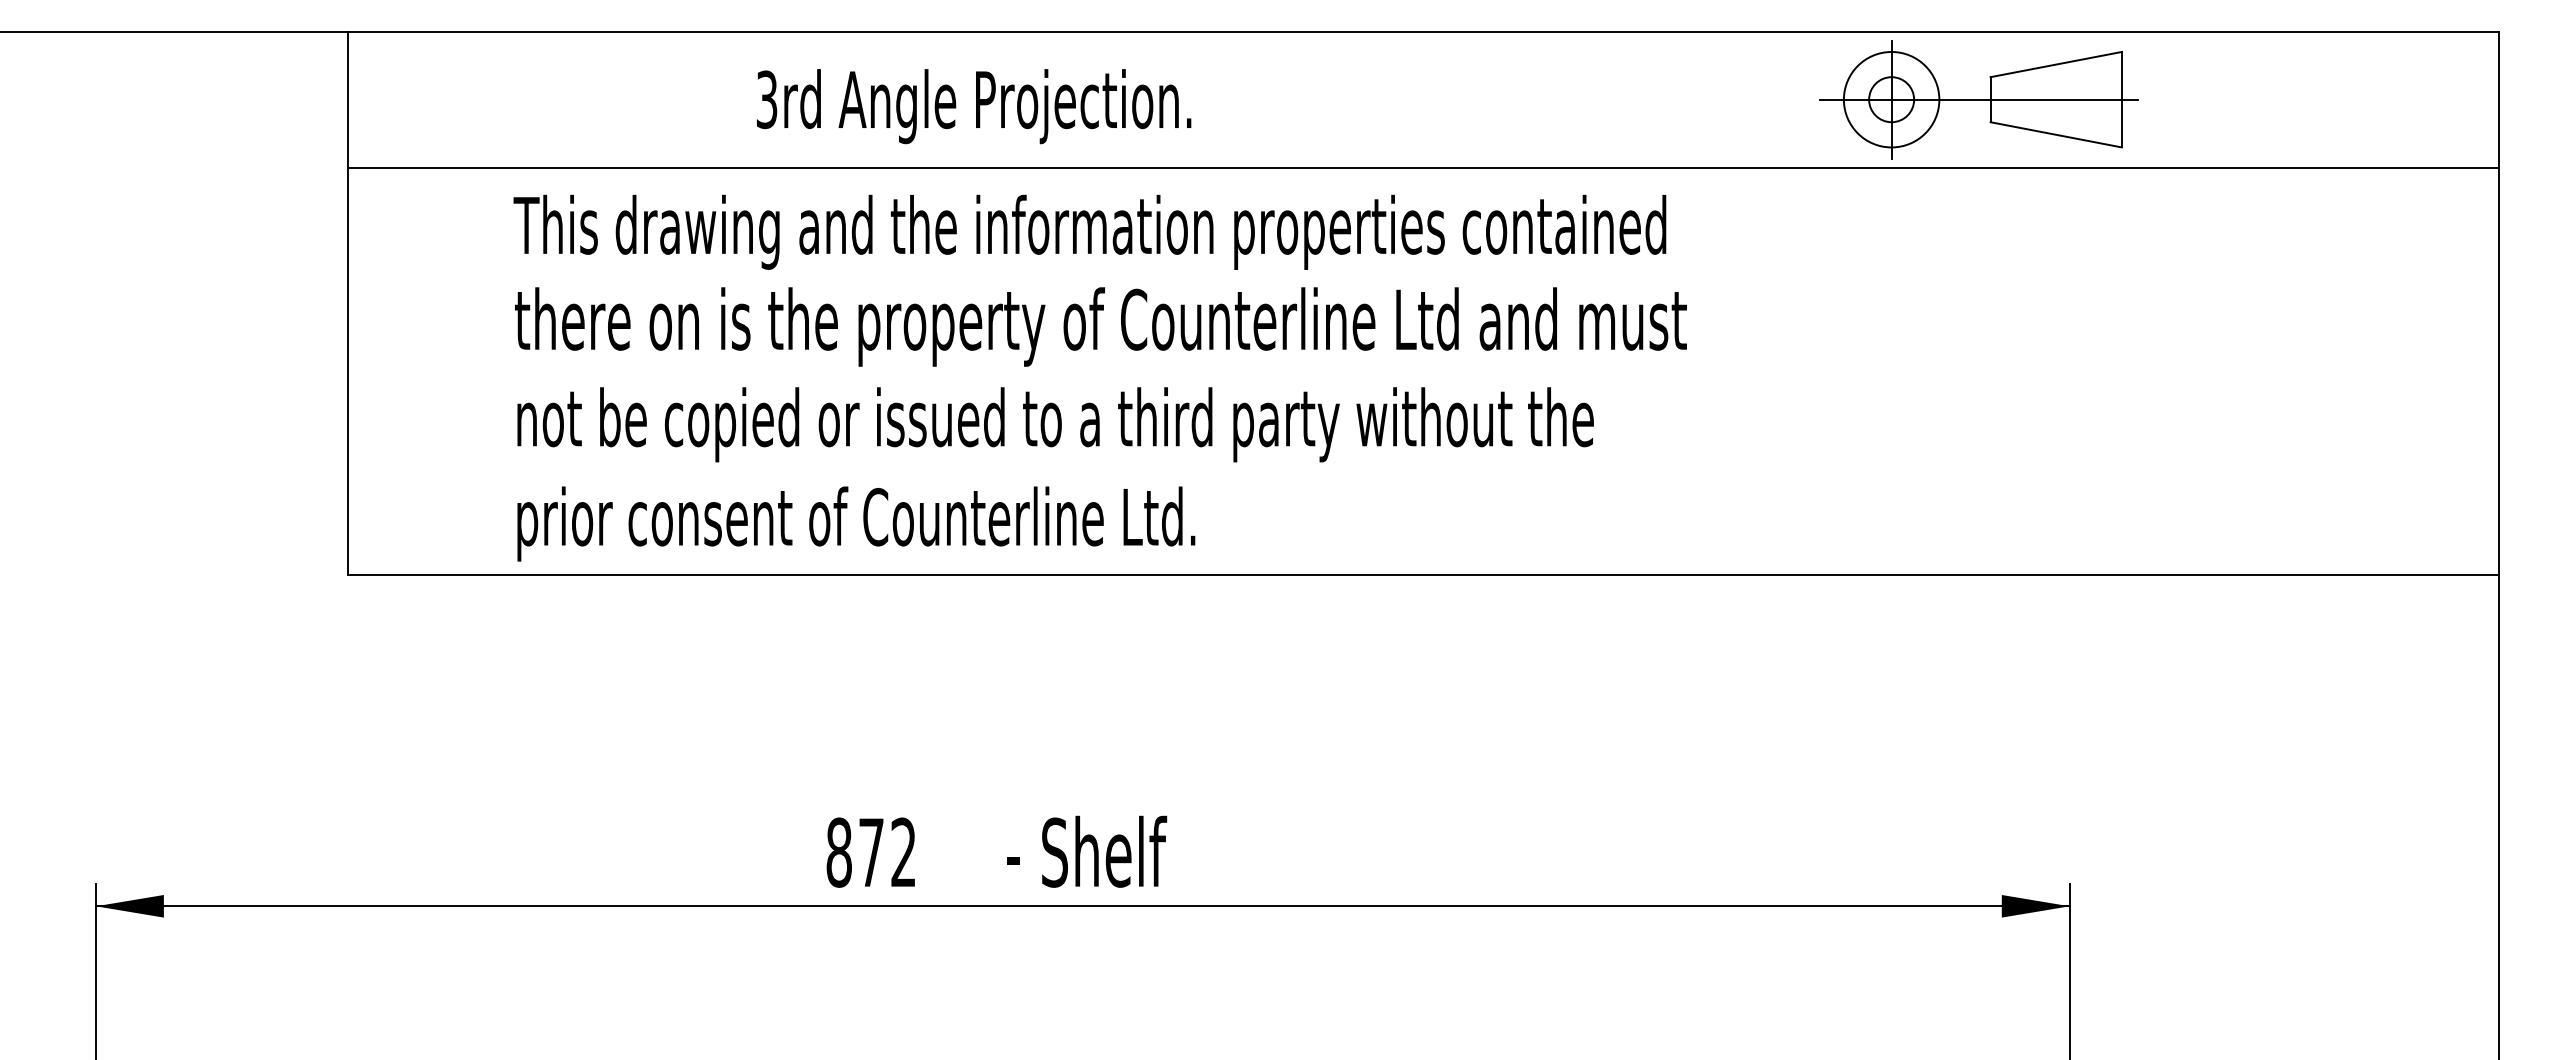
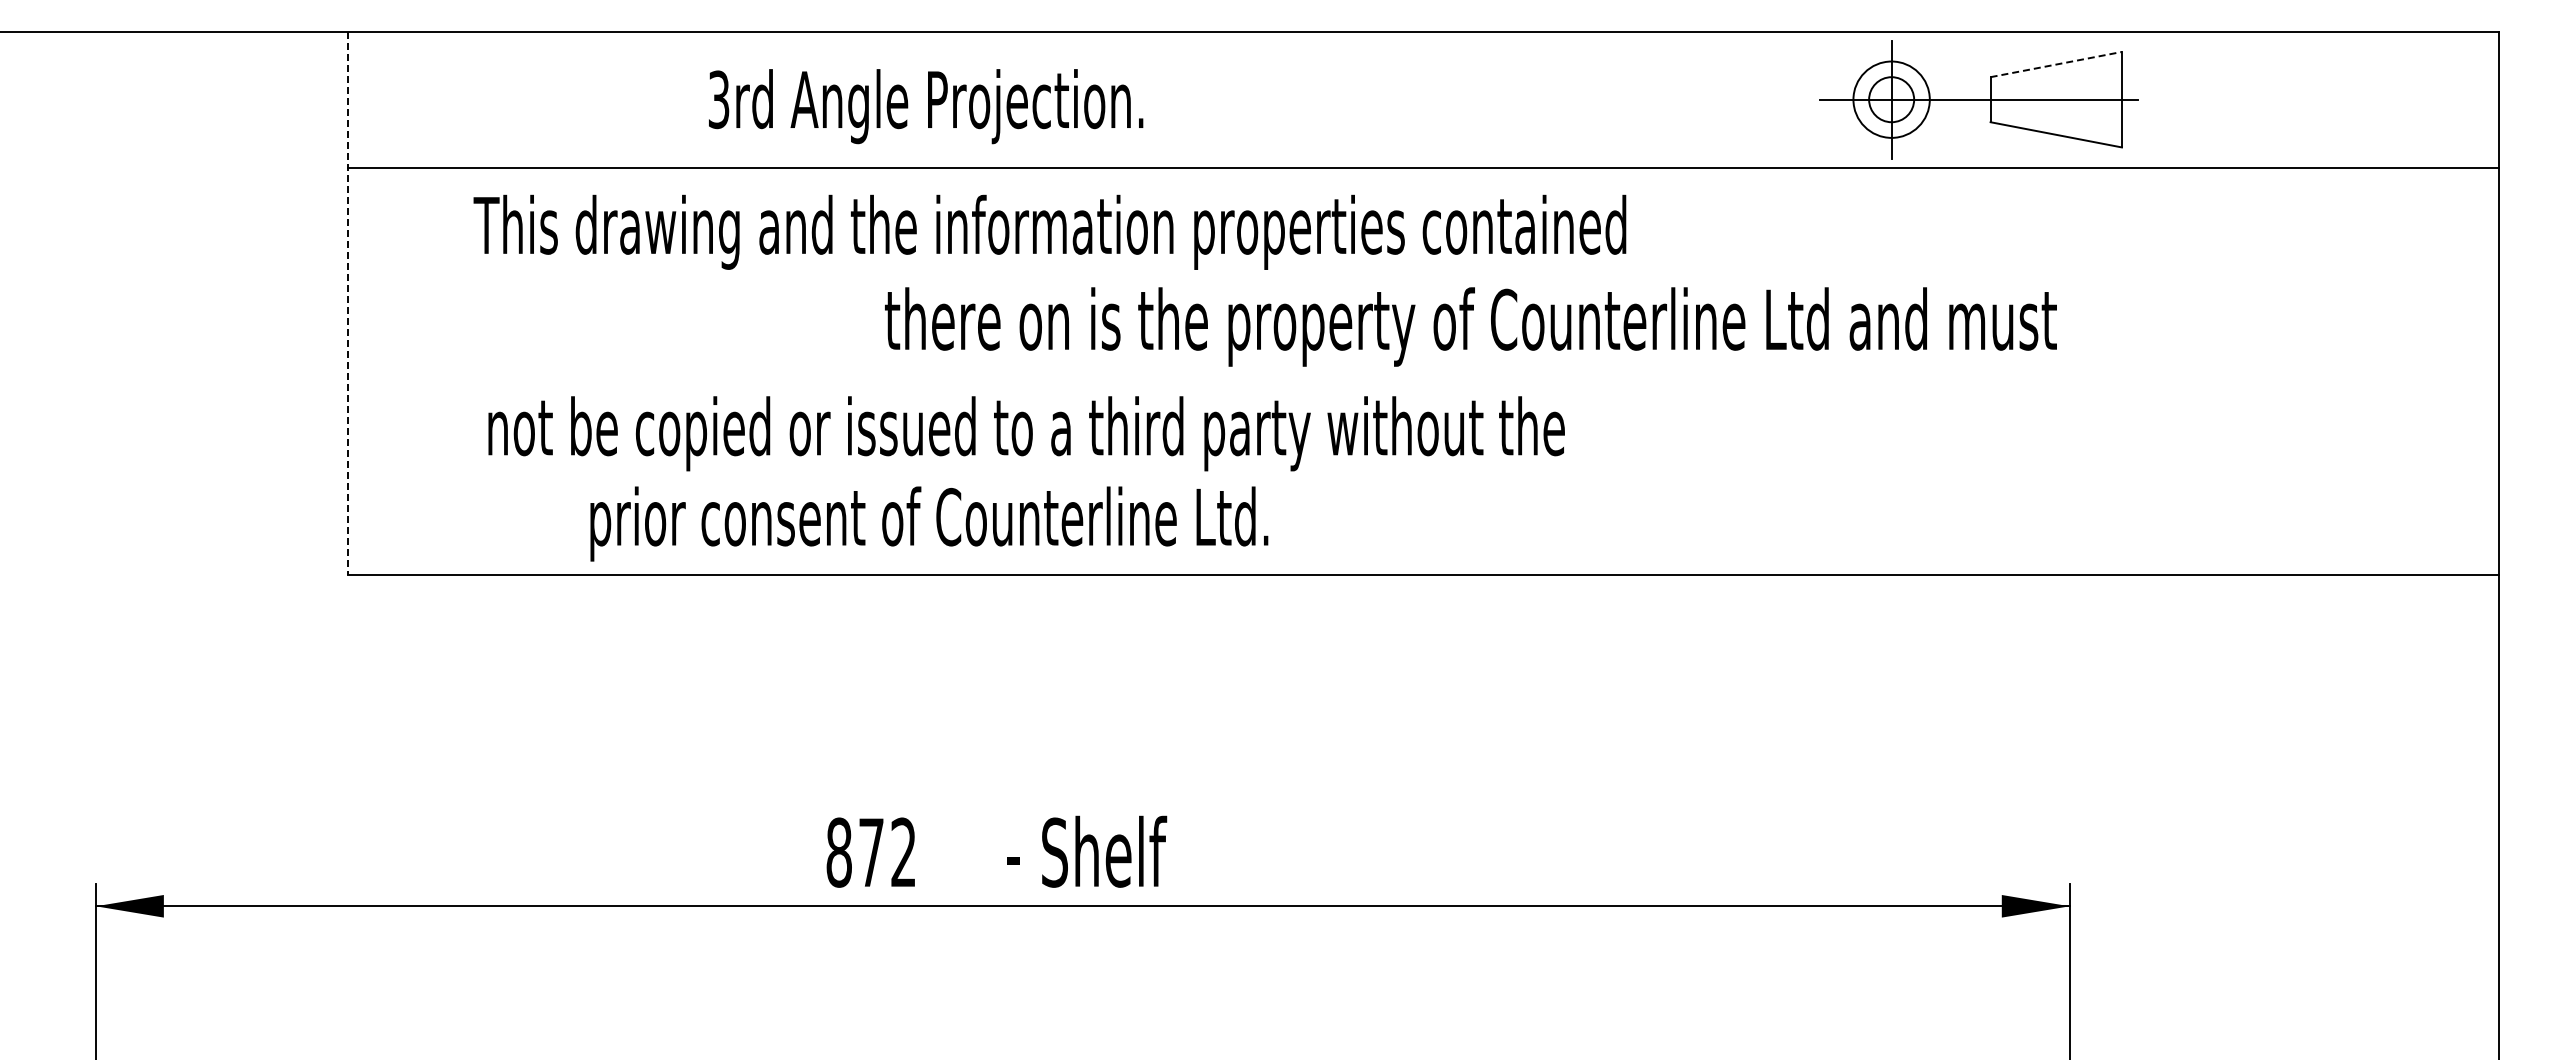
line: solid -> dashed (2056, 64)
circle diameter: 95 px -> 76 px (1891, 99)
text position: (974, 106) -> (926, 106) (926, 106)
text position: (1089, 231) -> (1049, 231) (1049, 231)
line: solid -> dashed (348, 303)
text position: (1100, 326) -> (1470, 326) (1470, 326)
text position: (1055, 424) -> (1026, 433) (1026, 433)
text position: (856, 523) -> (929, 523) (929, 523)
